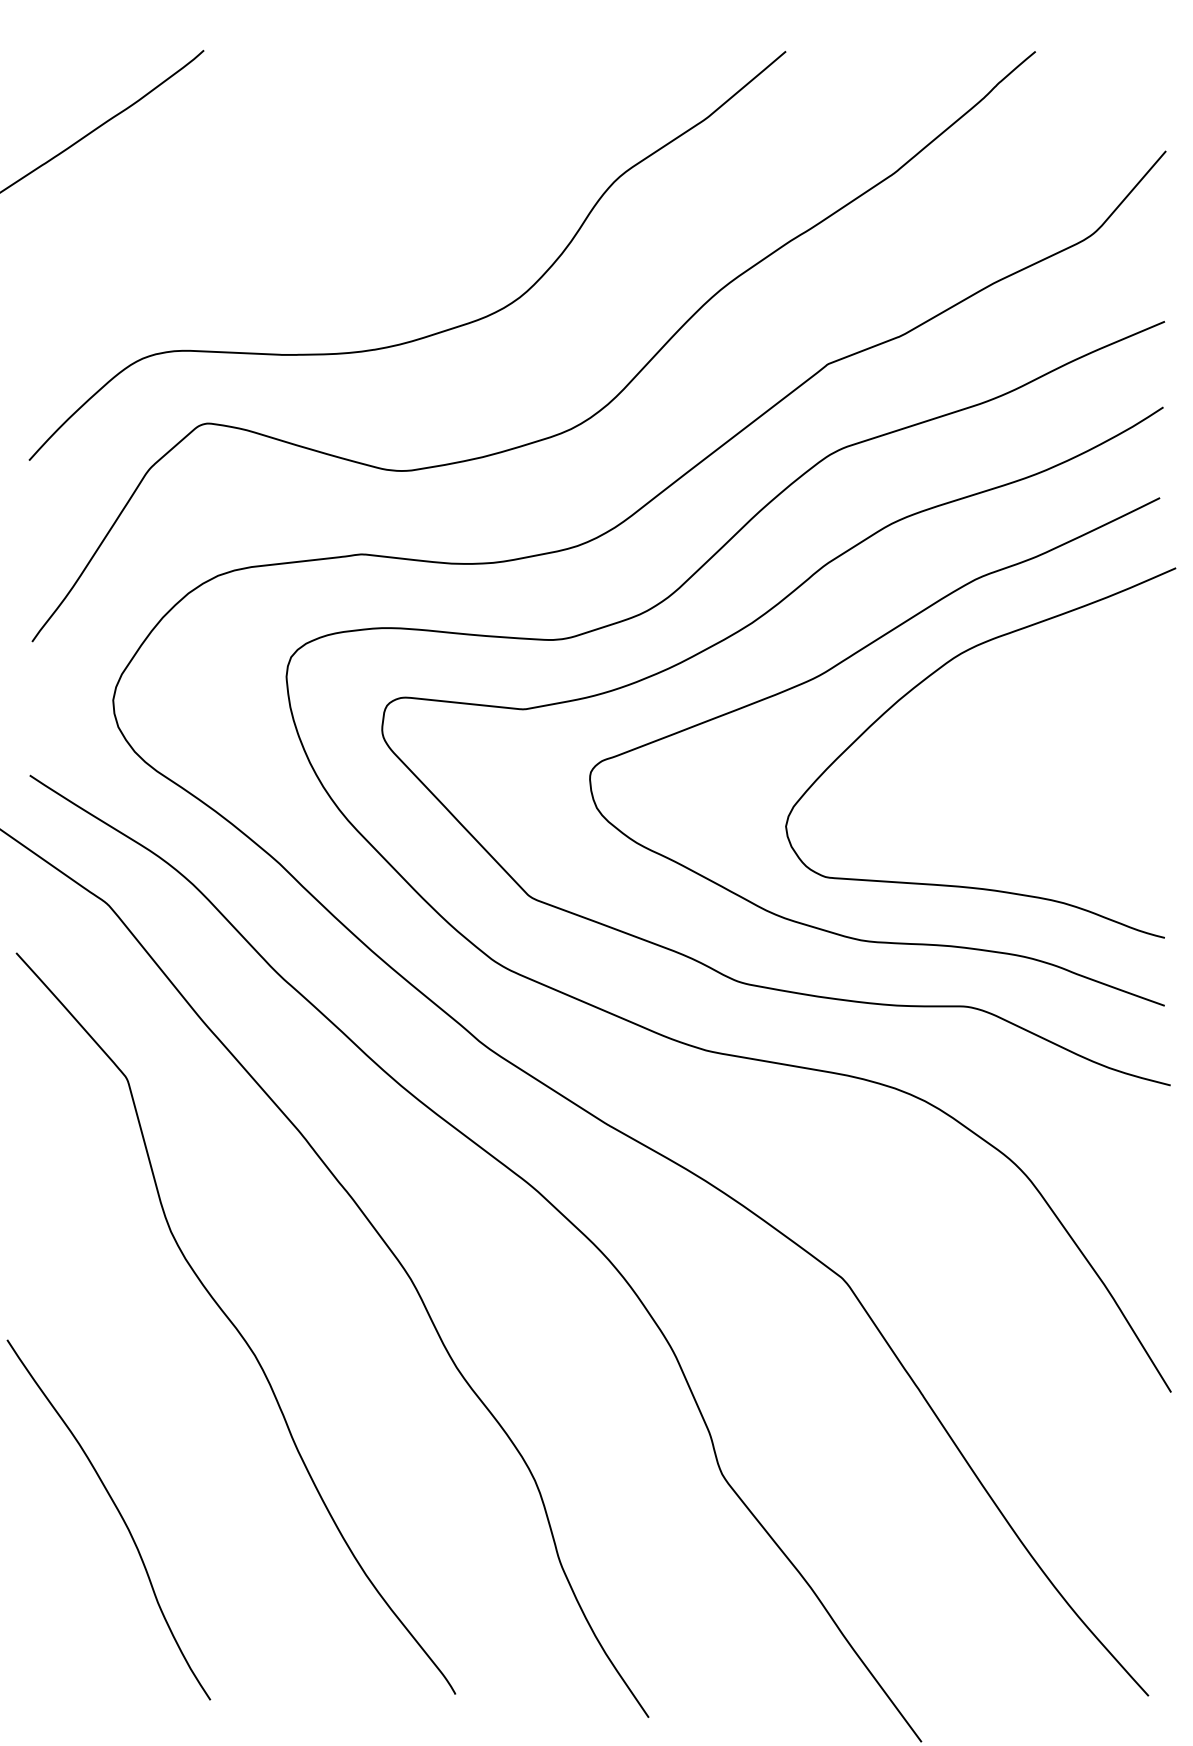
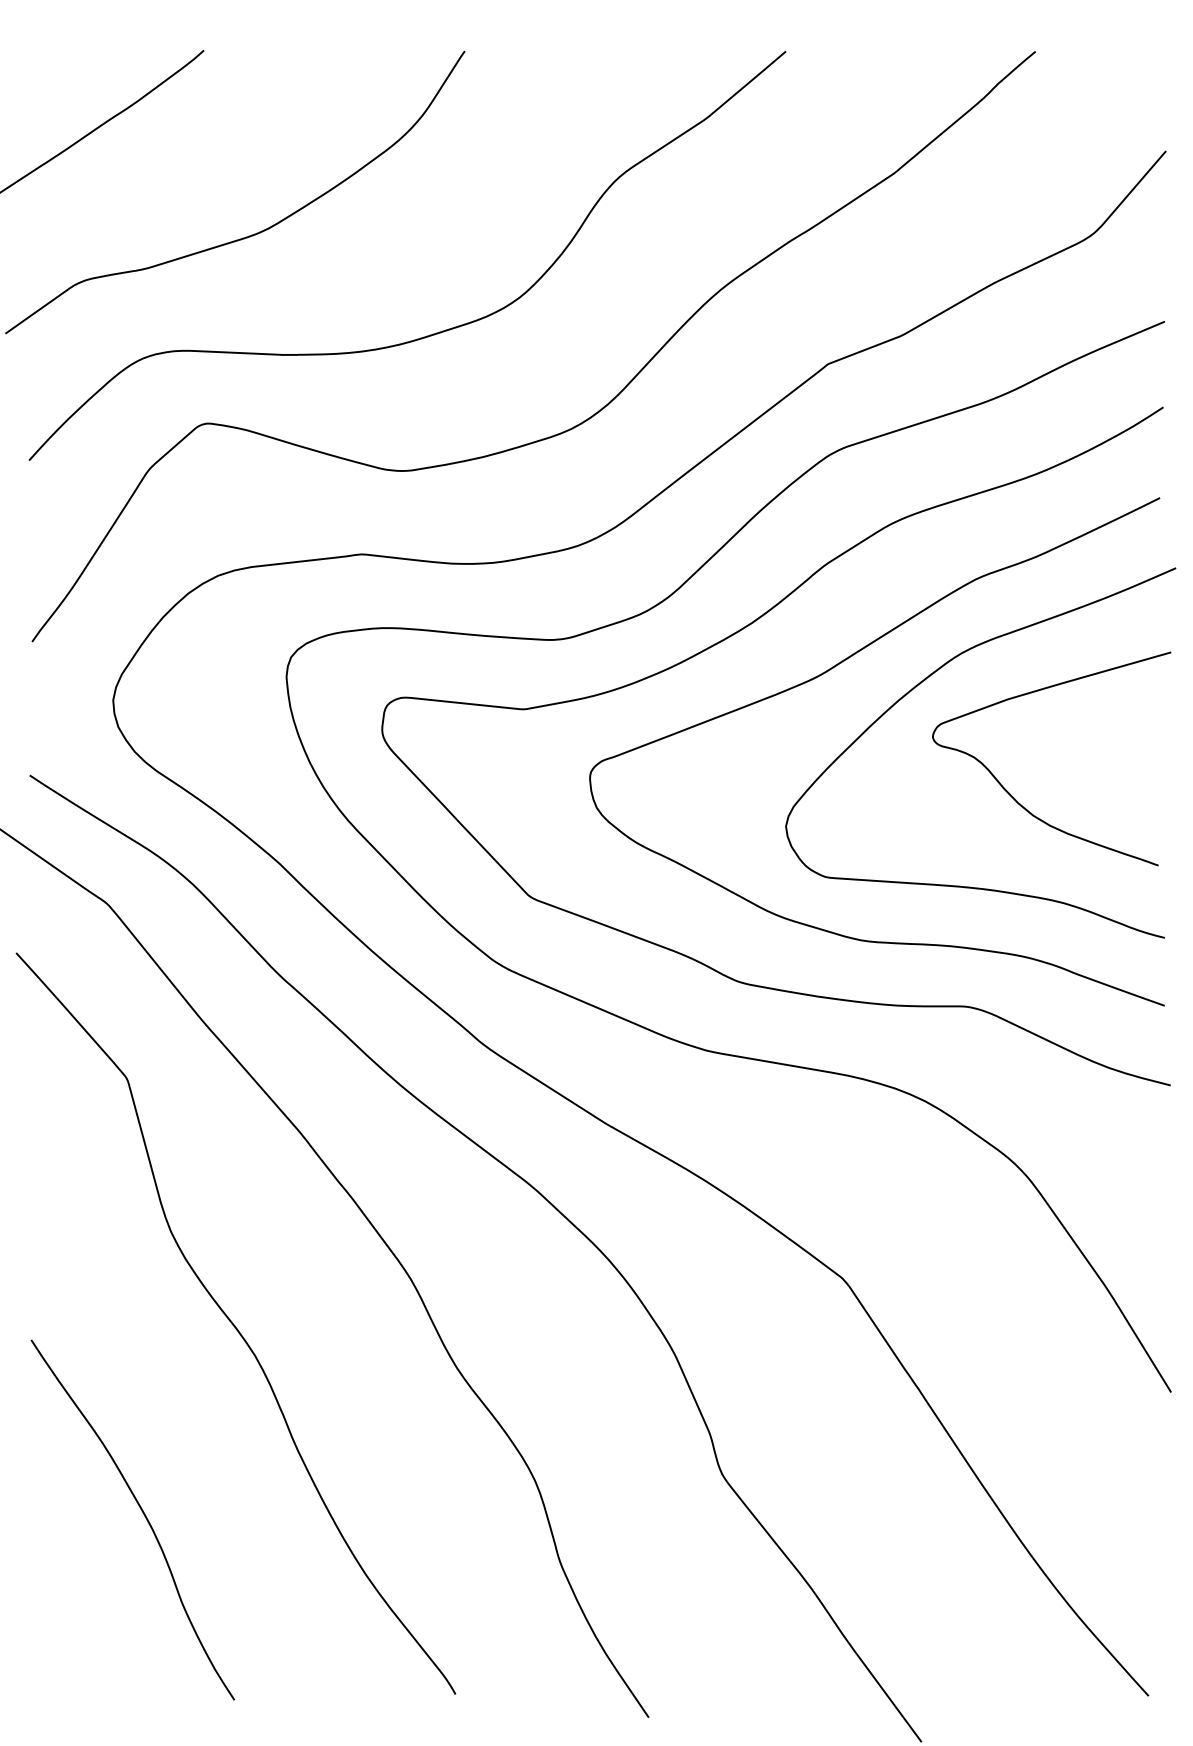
curve: none -> present (251, 234)
curve: none -> present (1013, 796)
curve position: (118, 1513) -> (142, 1513) (142, 1513)
